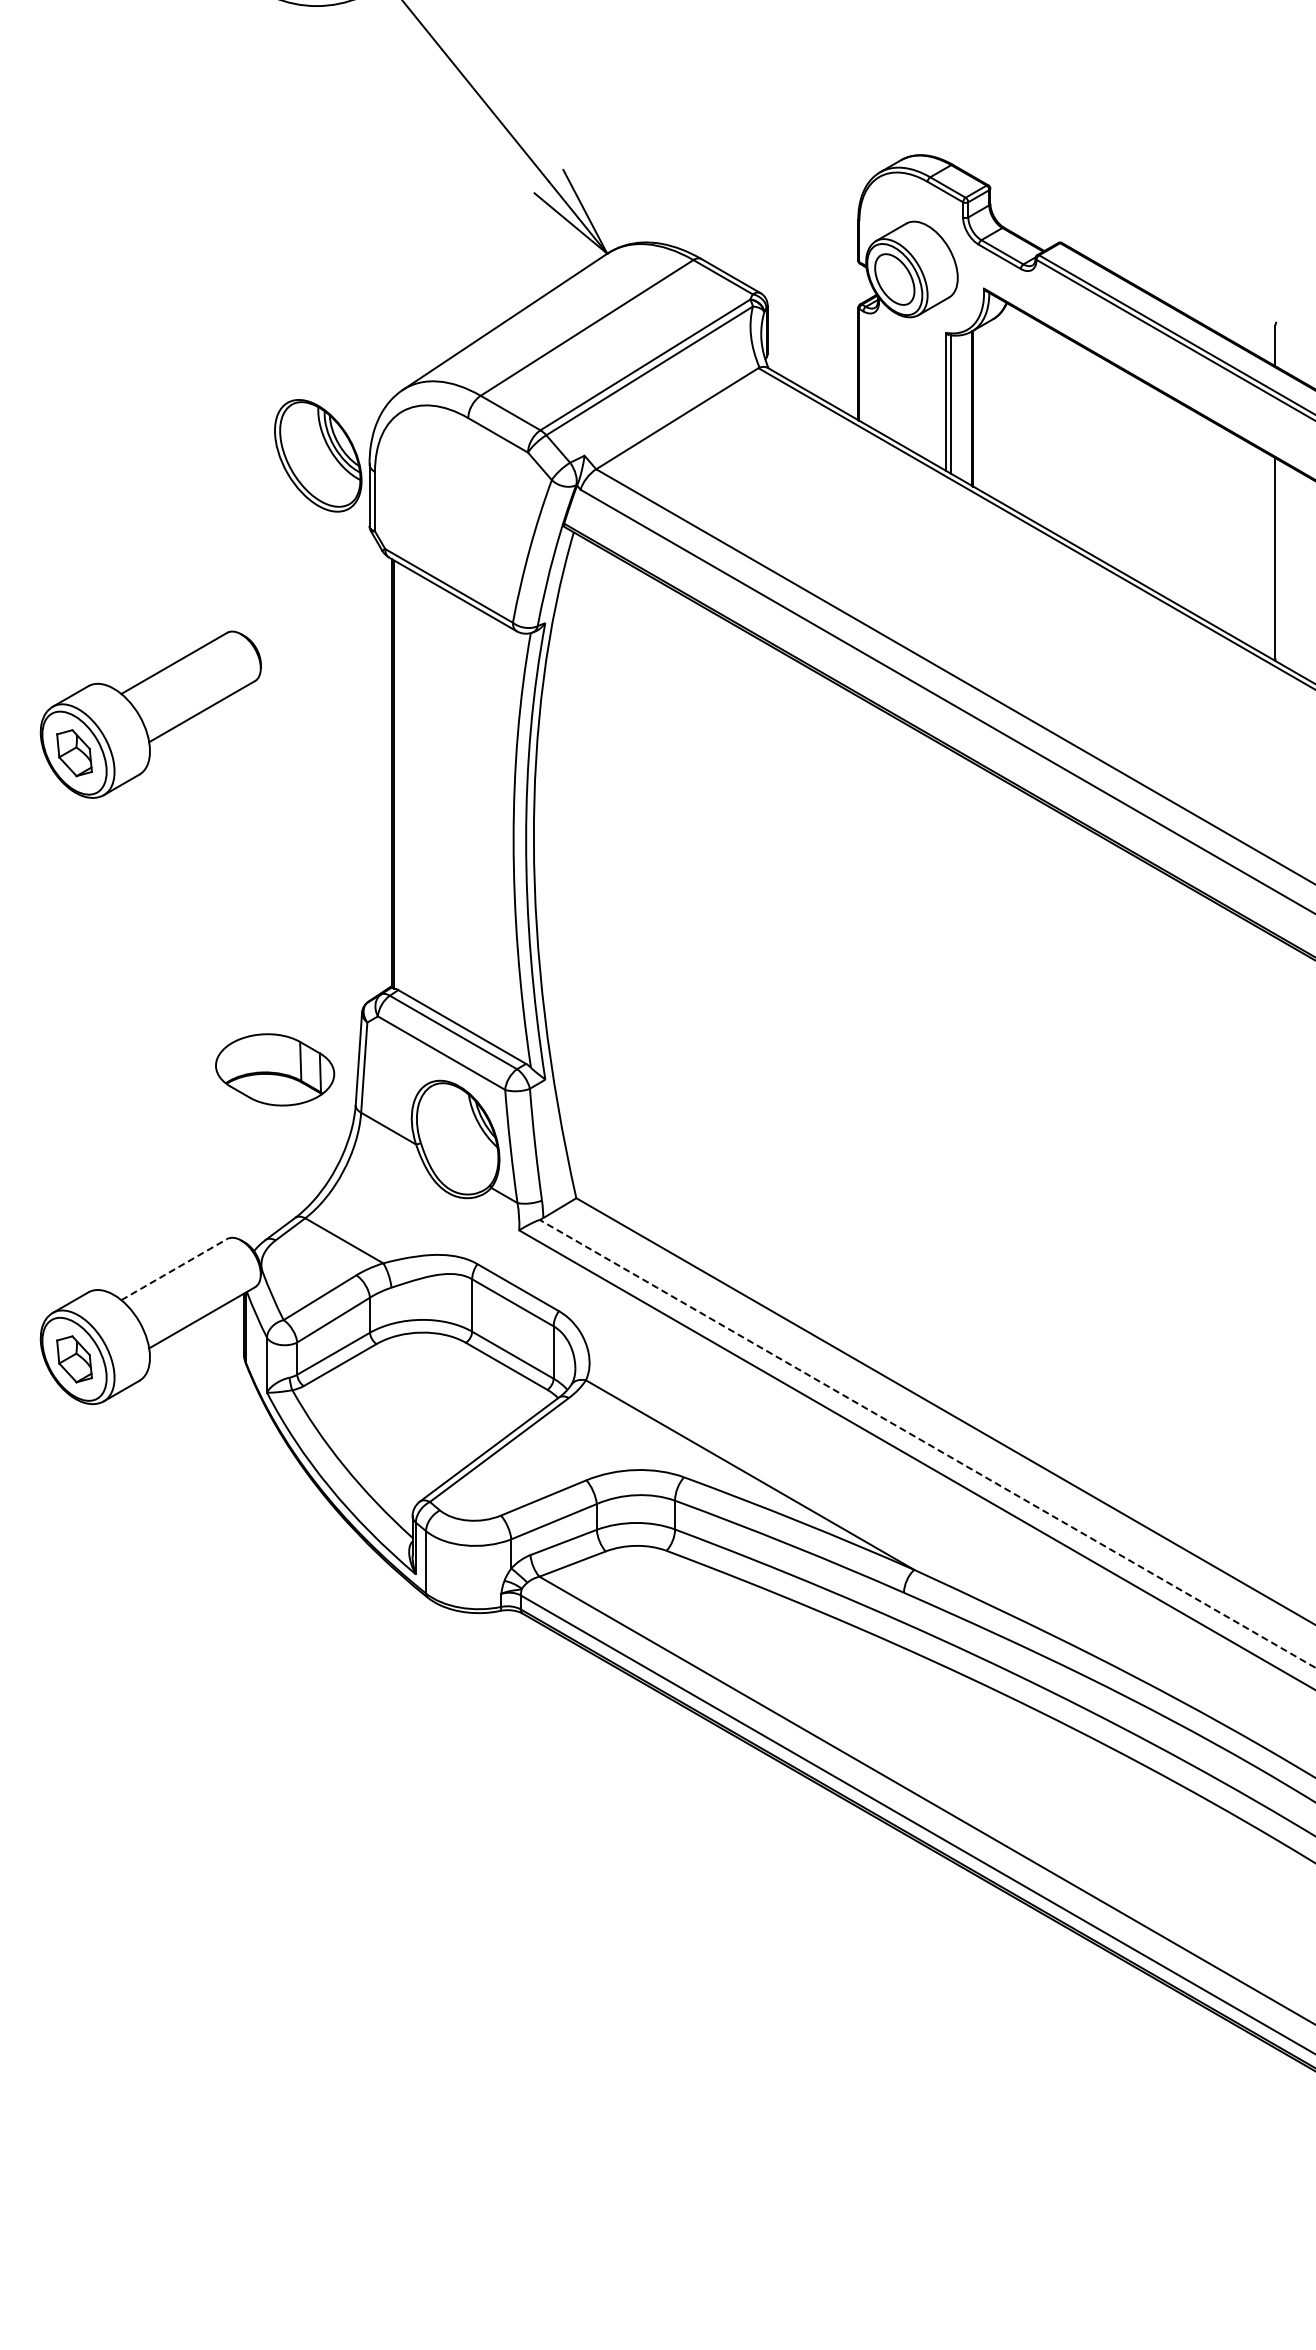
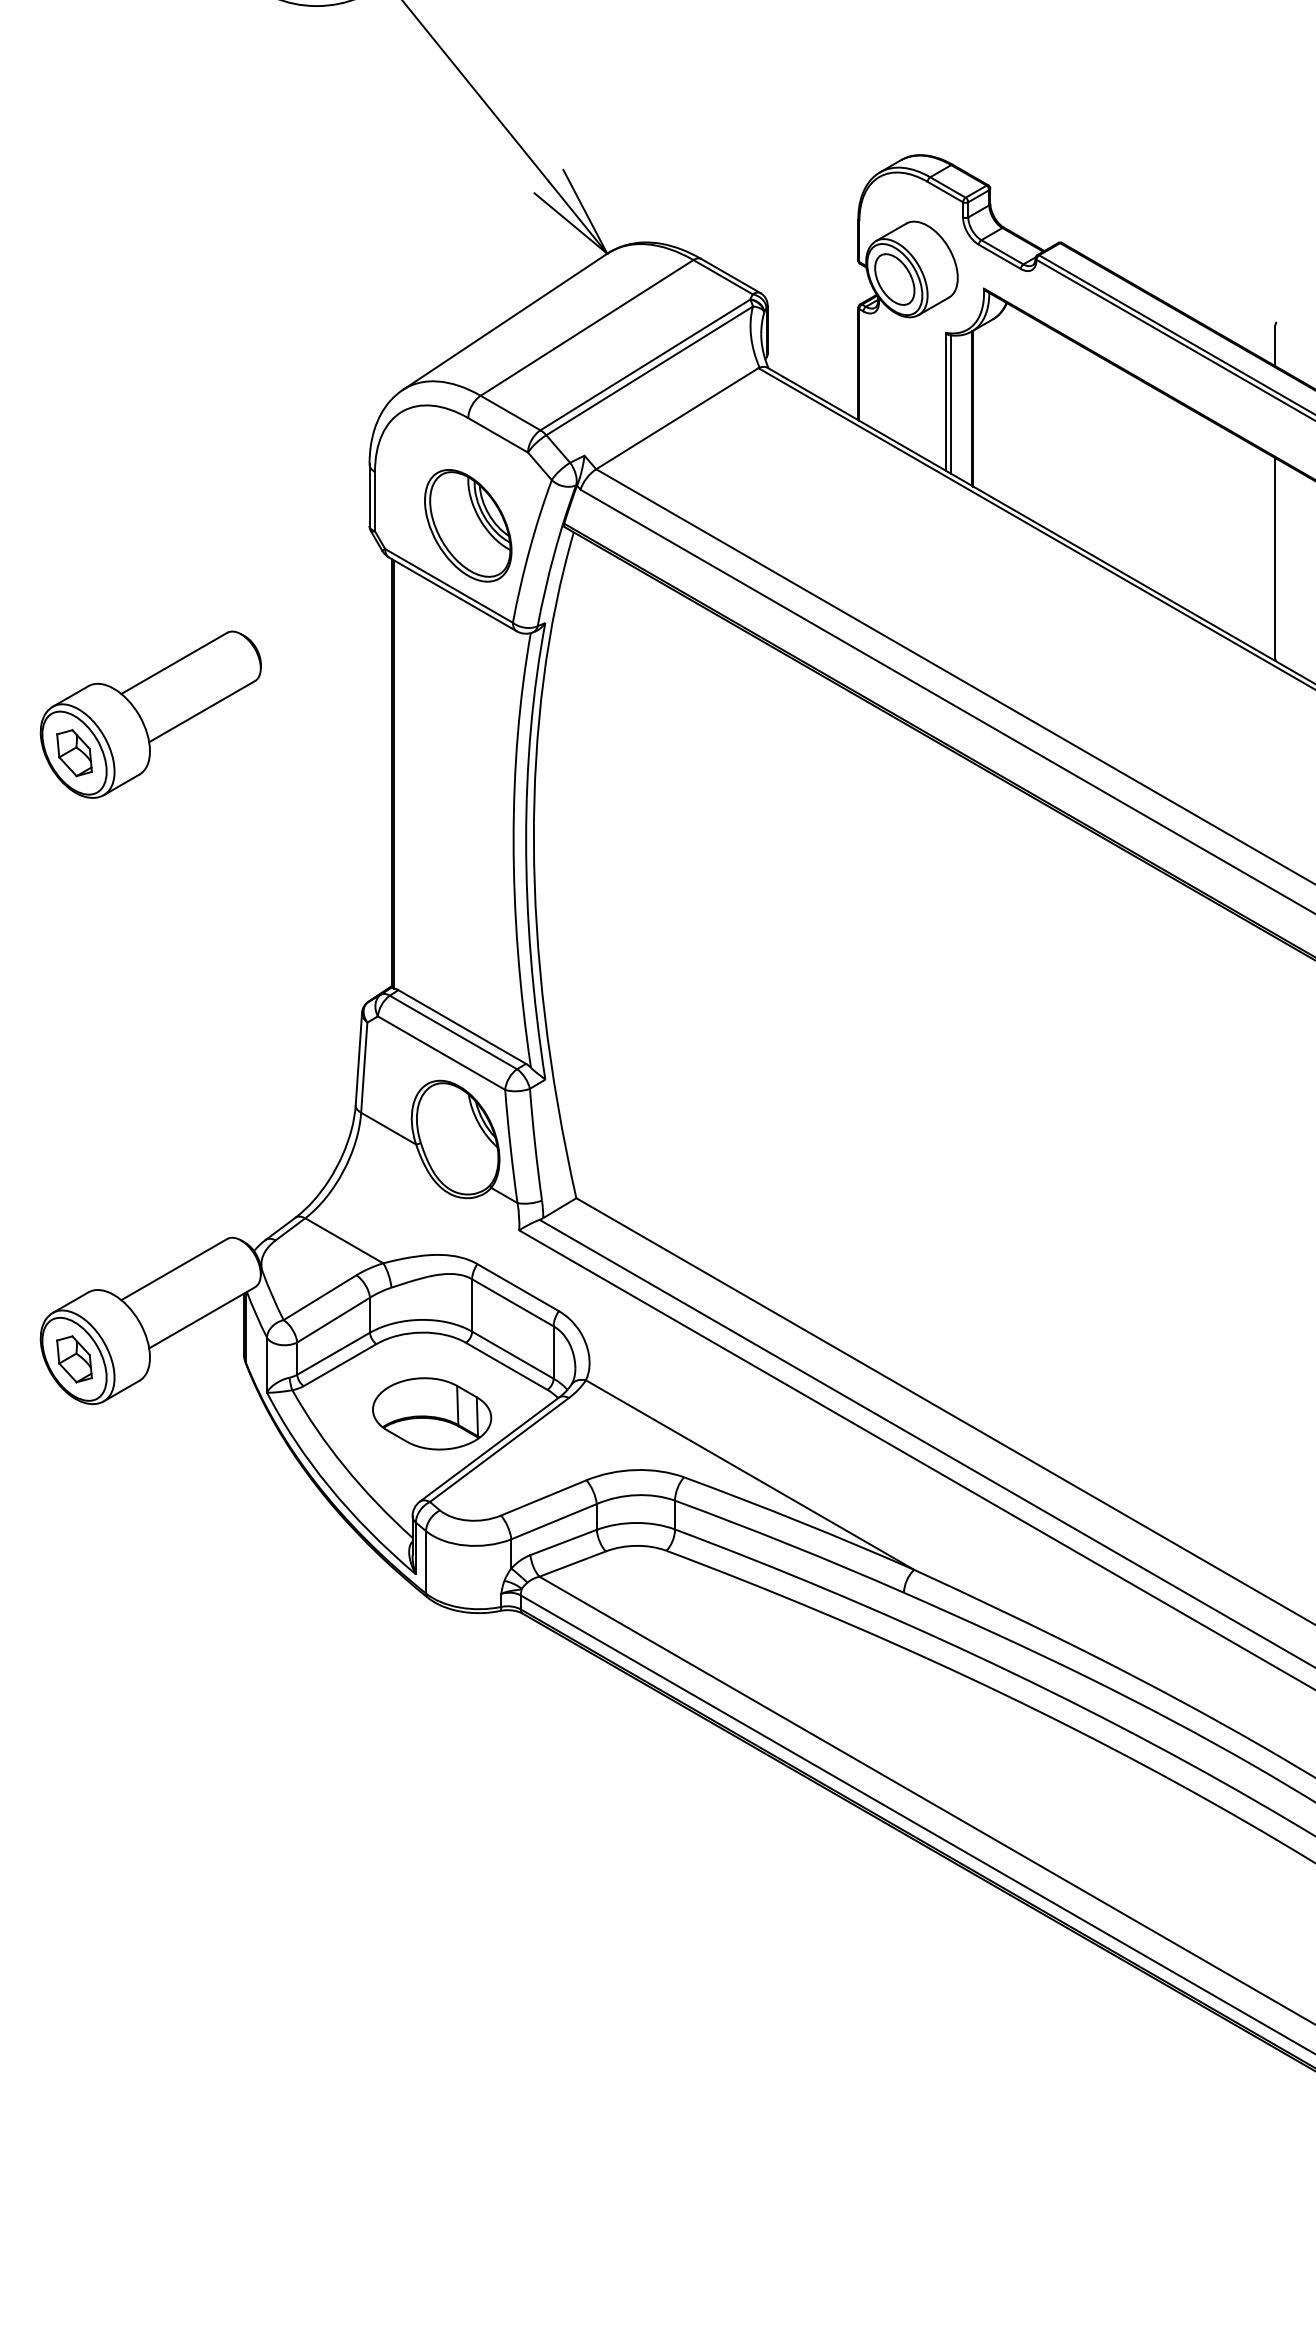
part position: (318, 455) -> (468, 525) (468, 525)
part position: (275, 1069) -> (432, 1413) (432, 1413)
line: dashed -> solid (174, 1269)
line: dashed -> solid (927, 1443)
